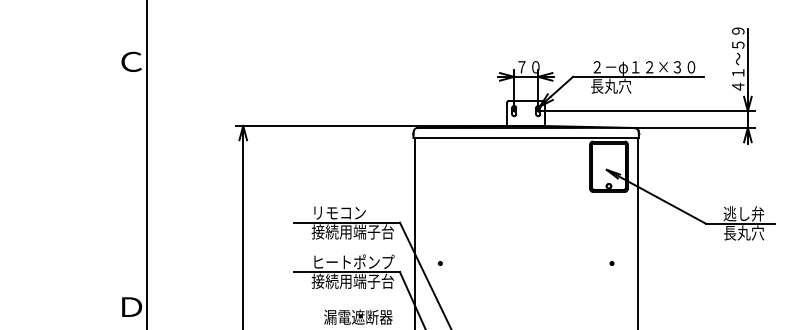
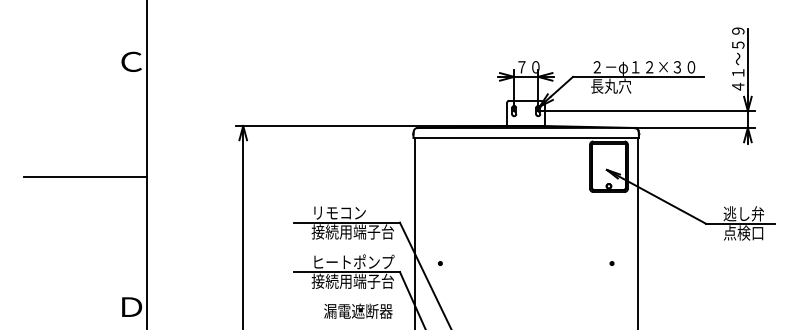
line: none -> present (84, 177)
text: 長丸穴 -> 点検口 (743, 232)
text position: (358, 316) -> (358, 310) (358, 310)
